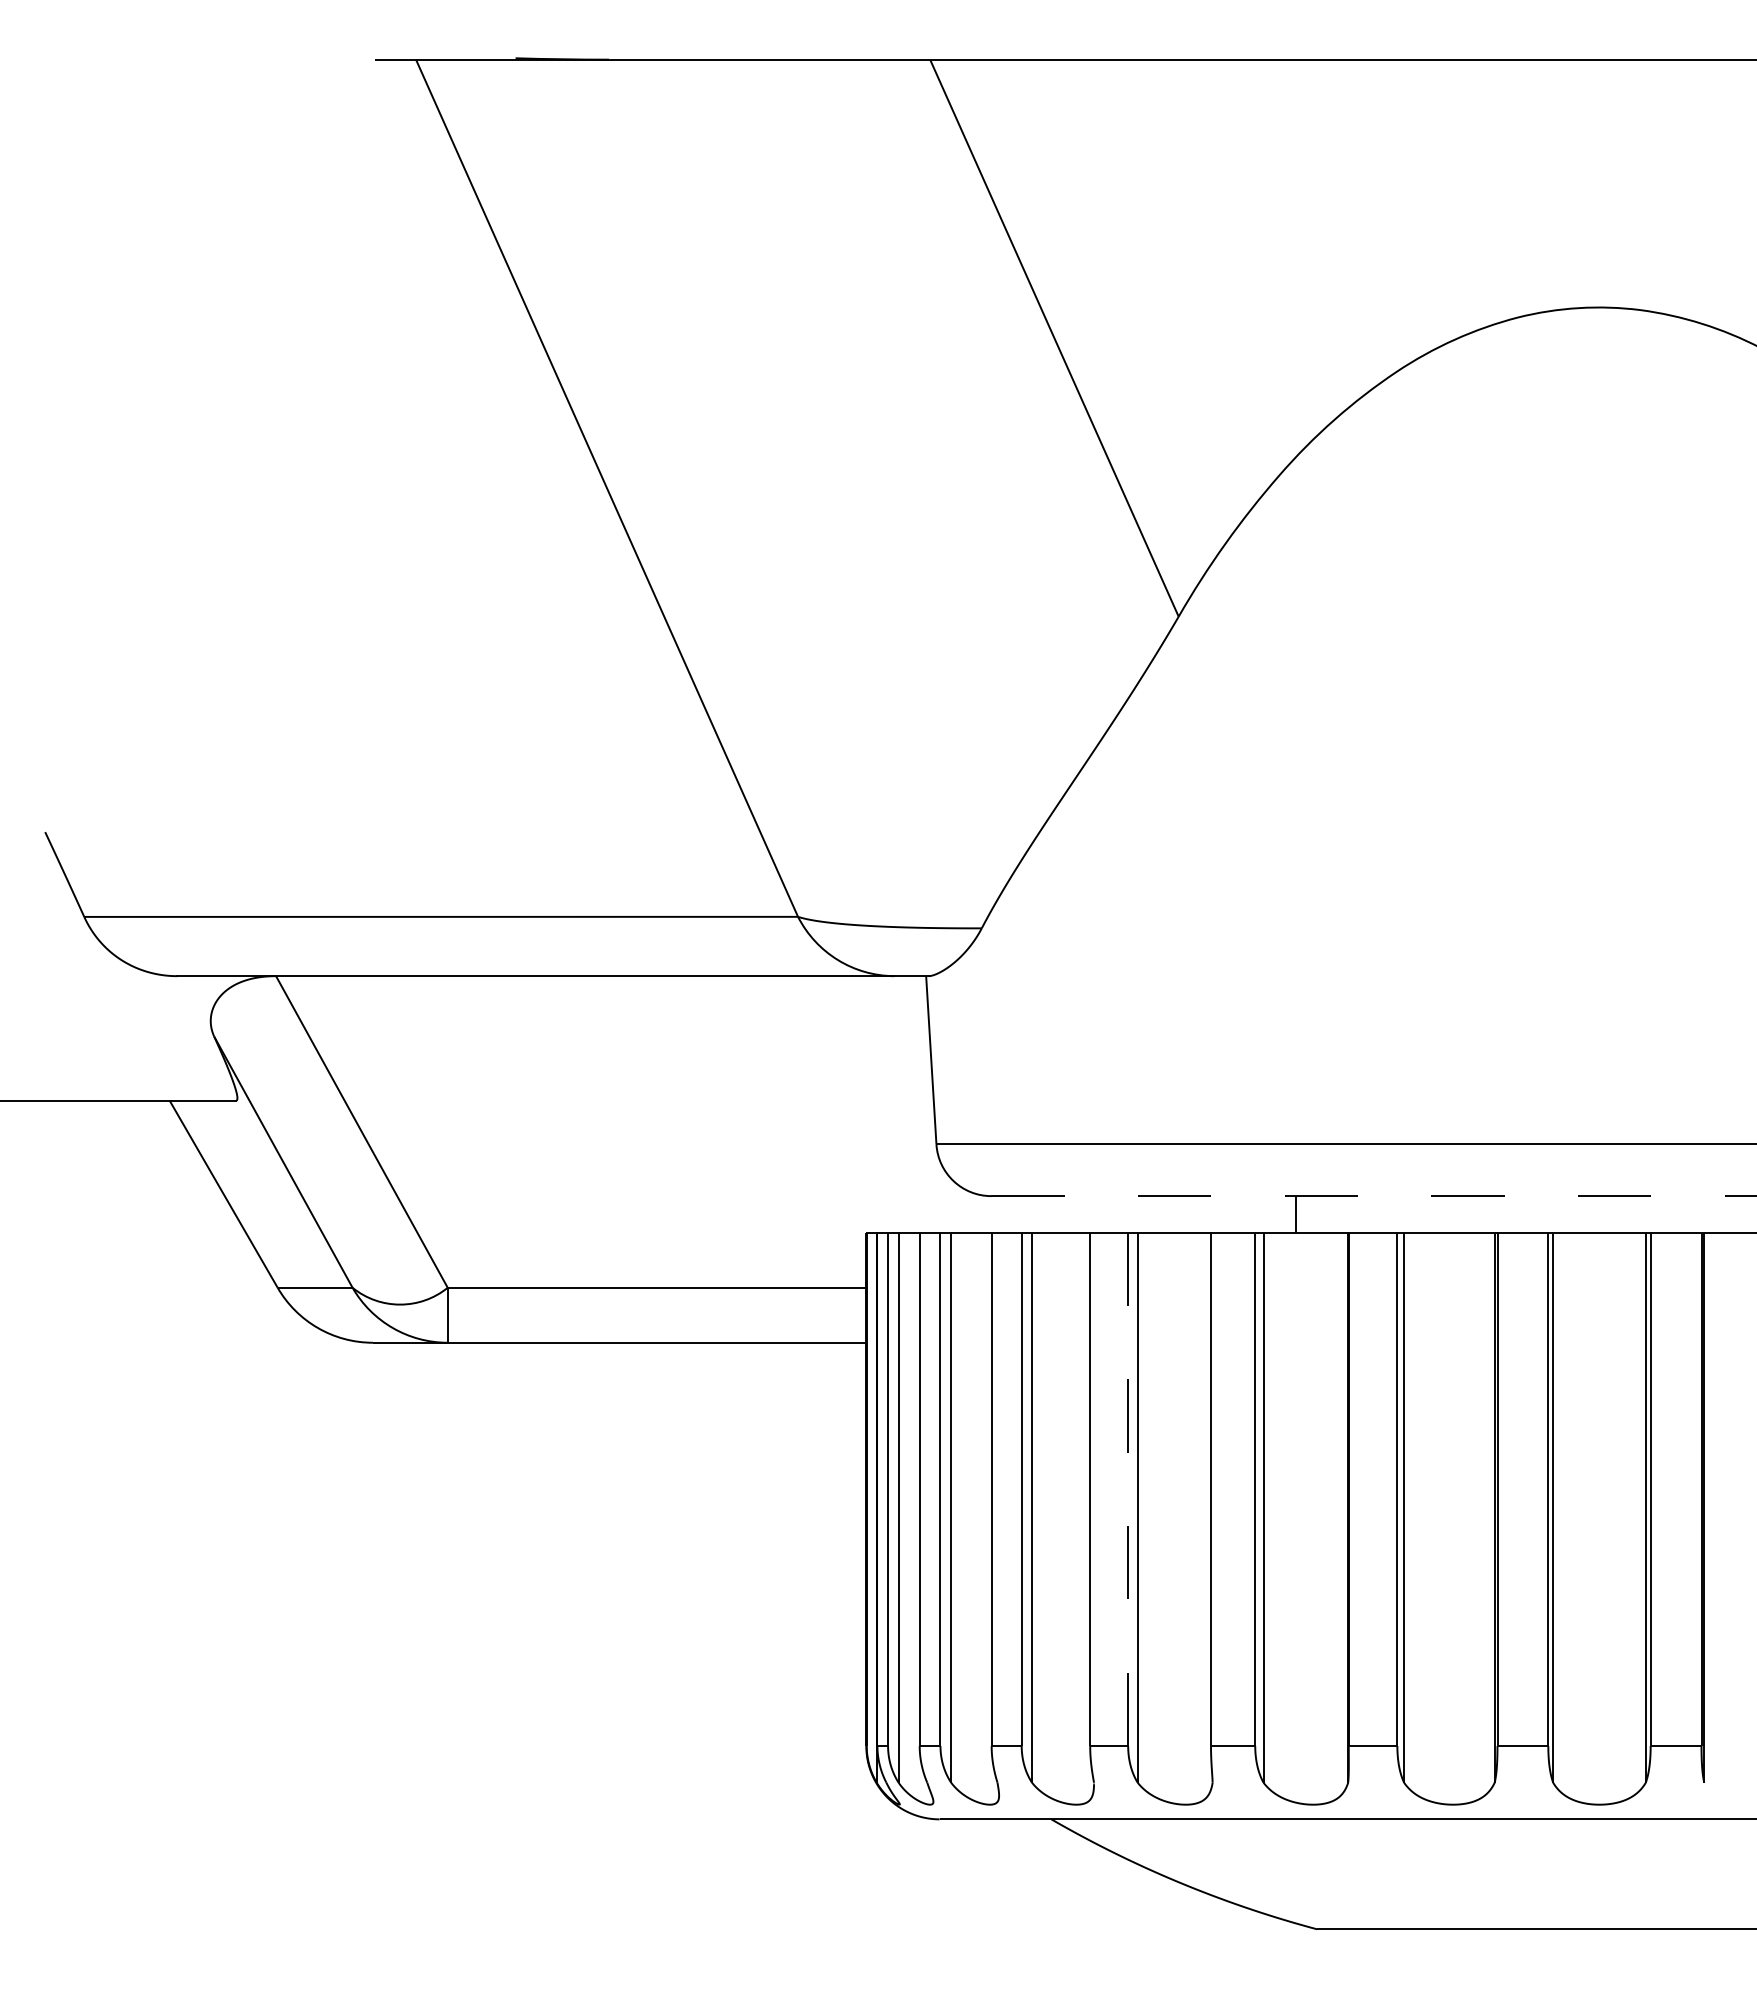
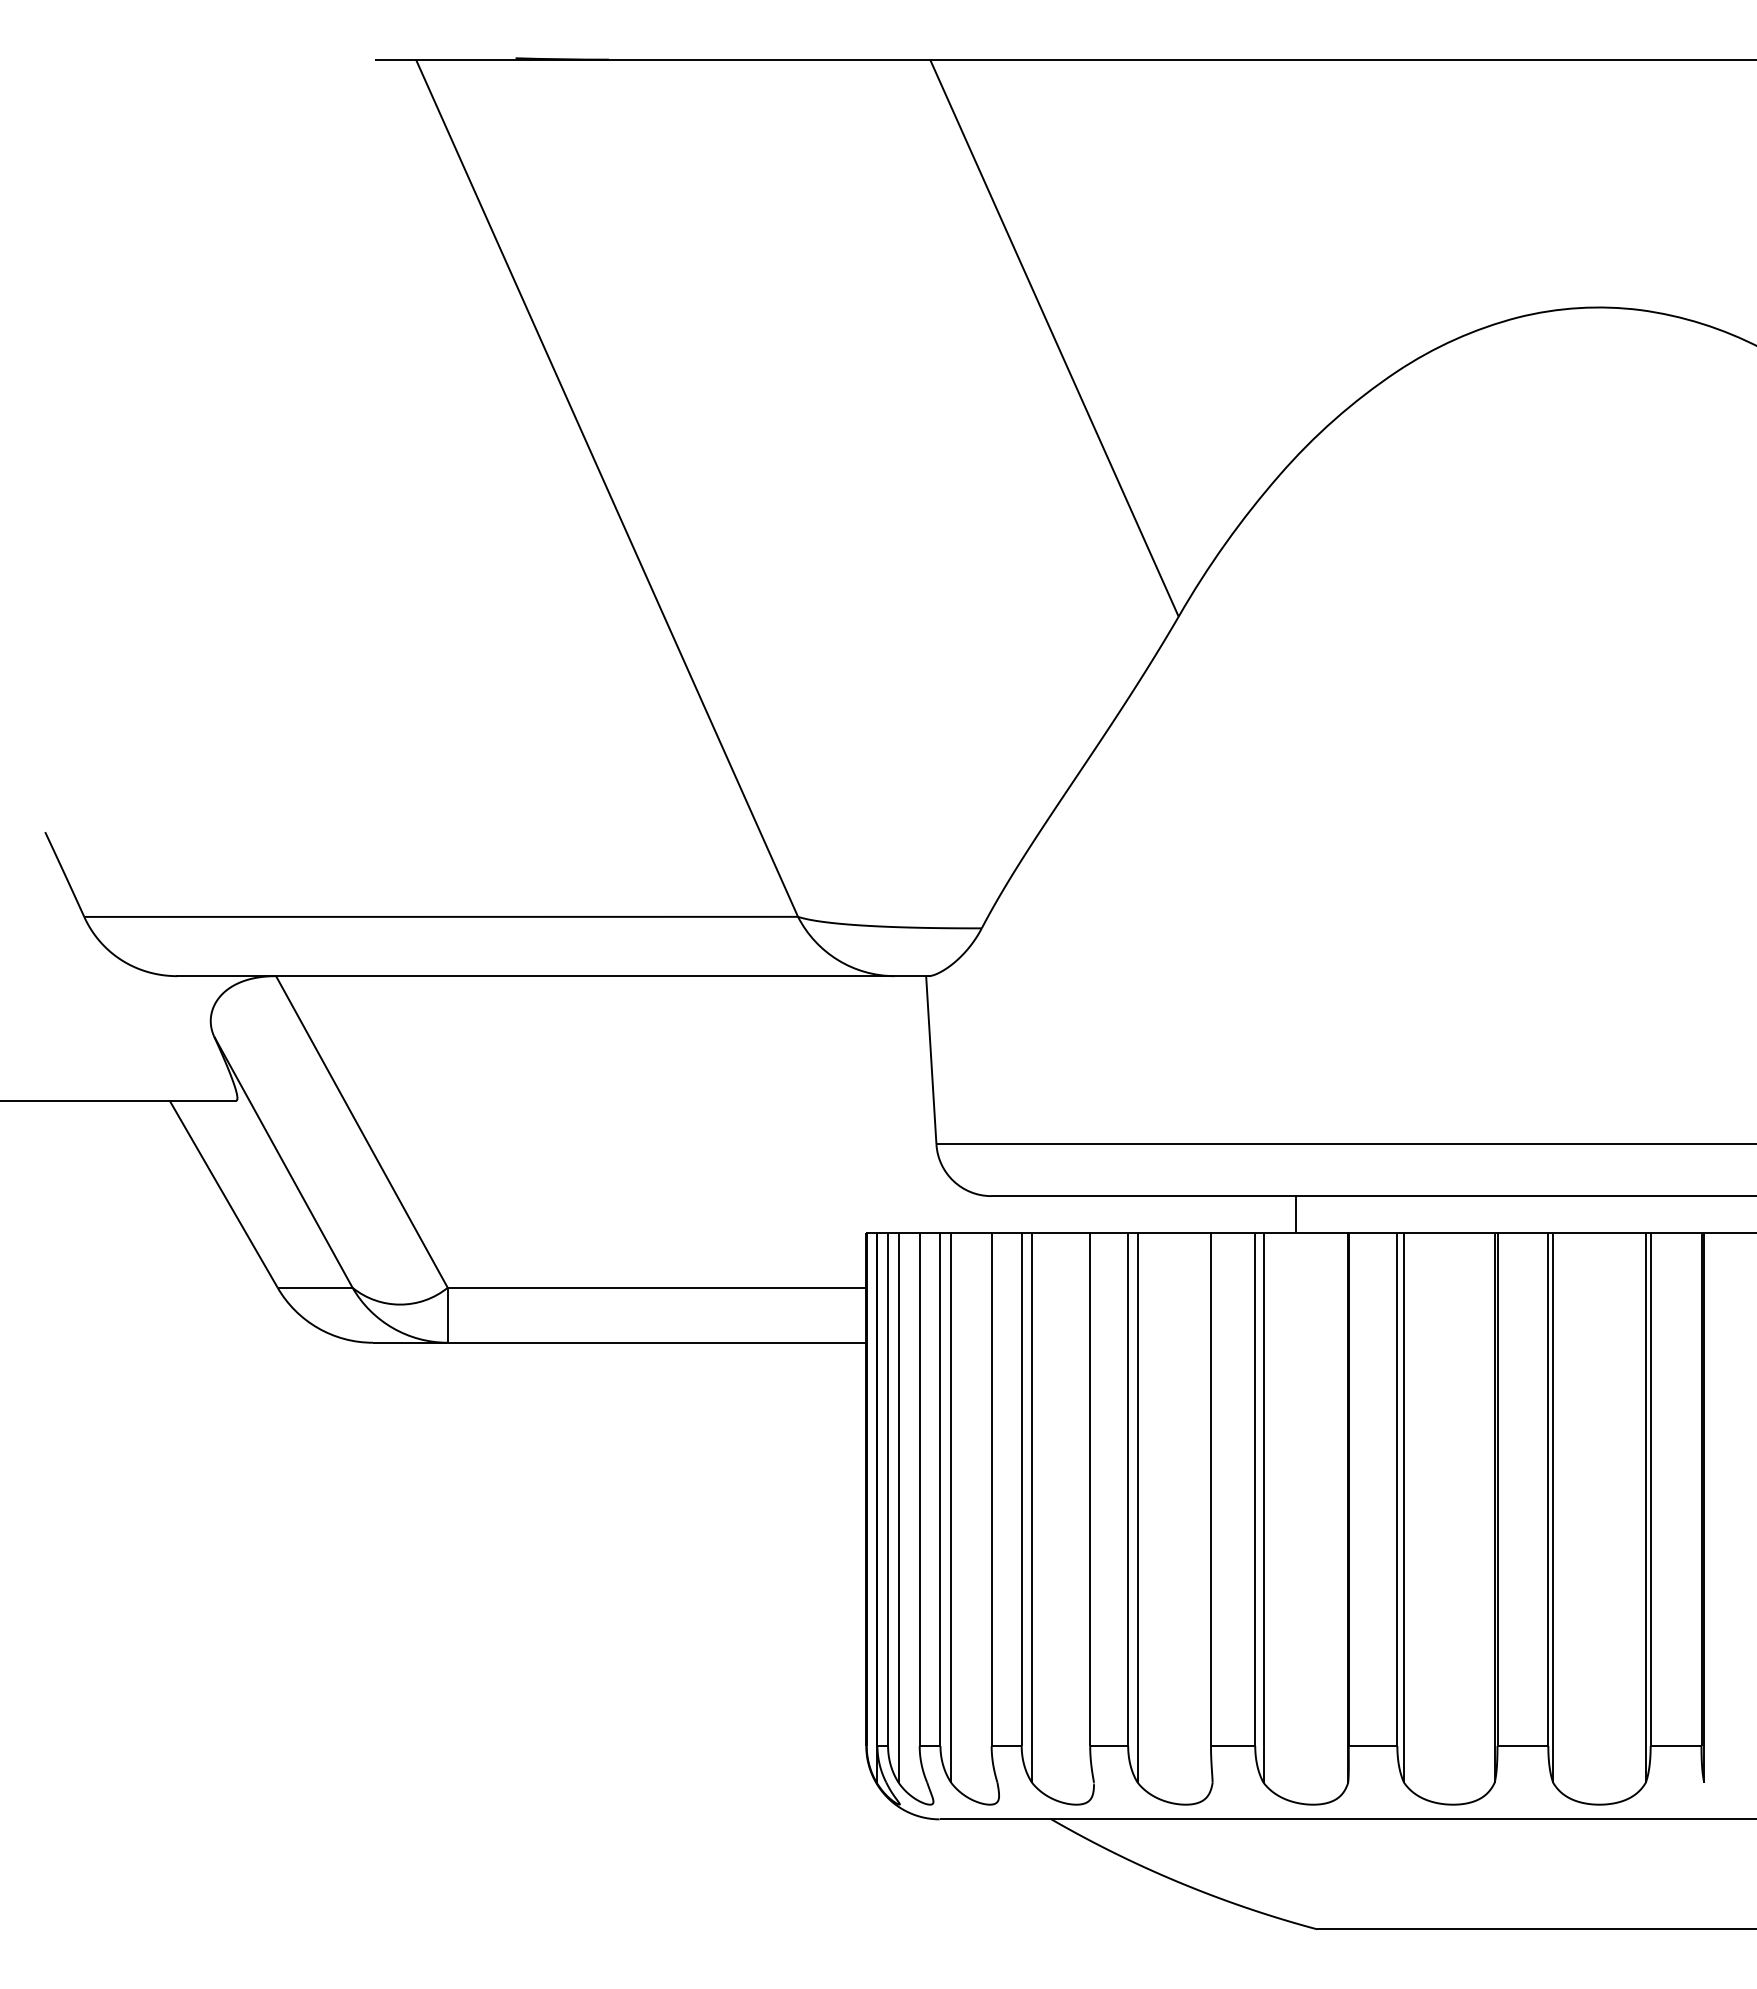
line: dashed -> solid (1374, 1196)
line: dashed -> solid (1128, 1489)
